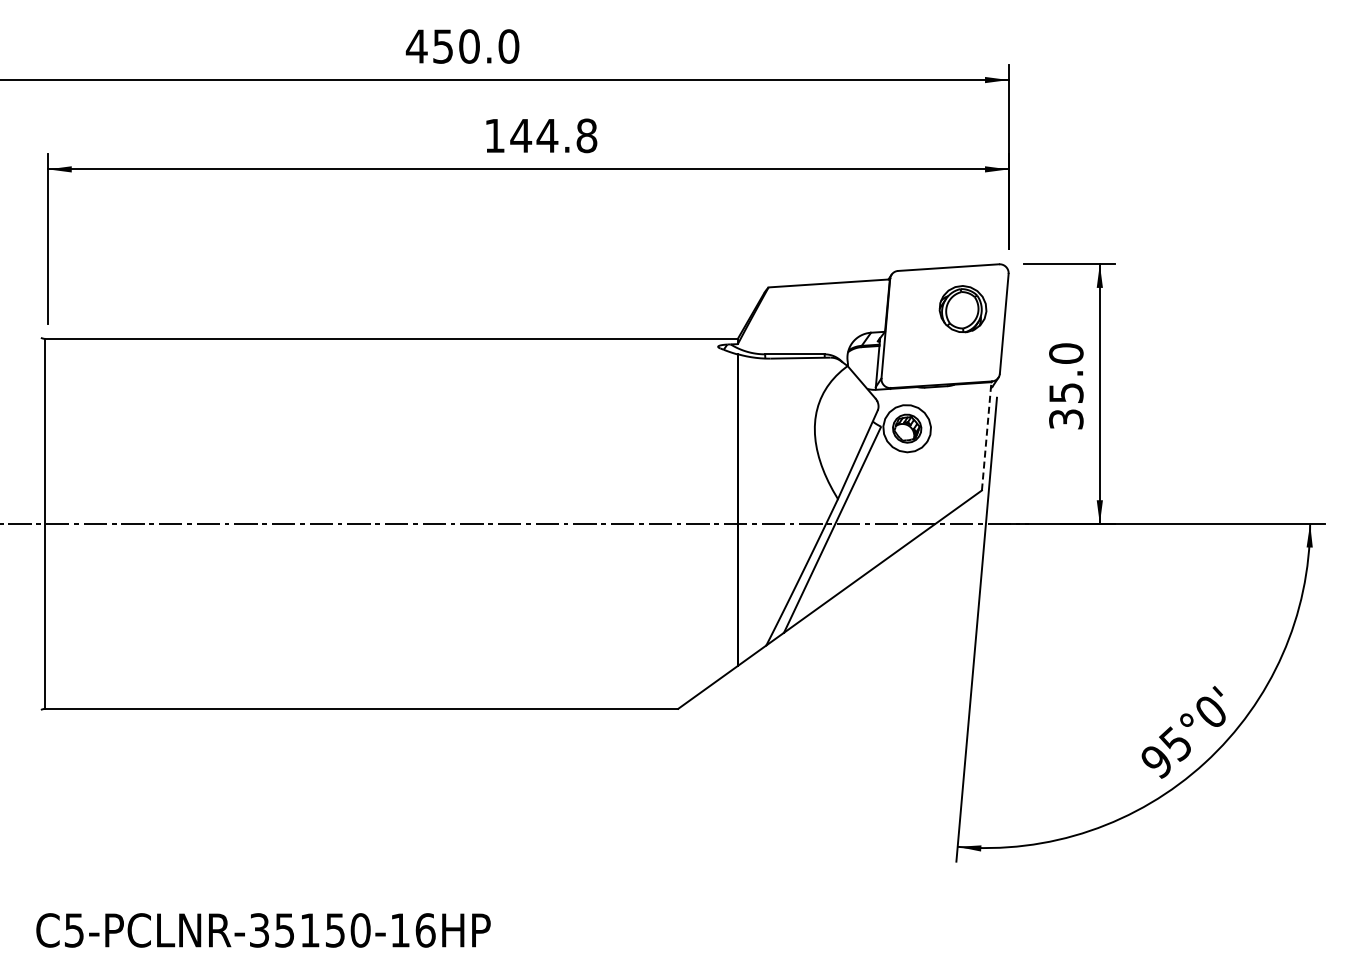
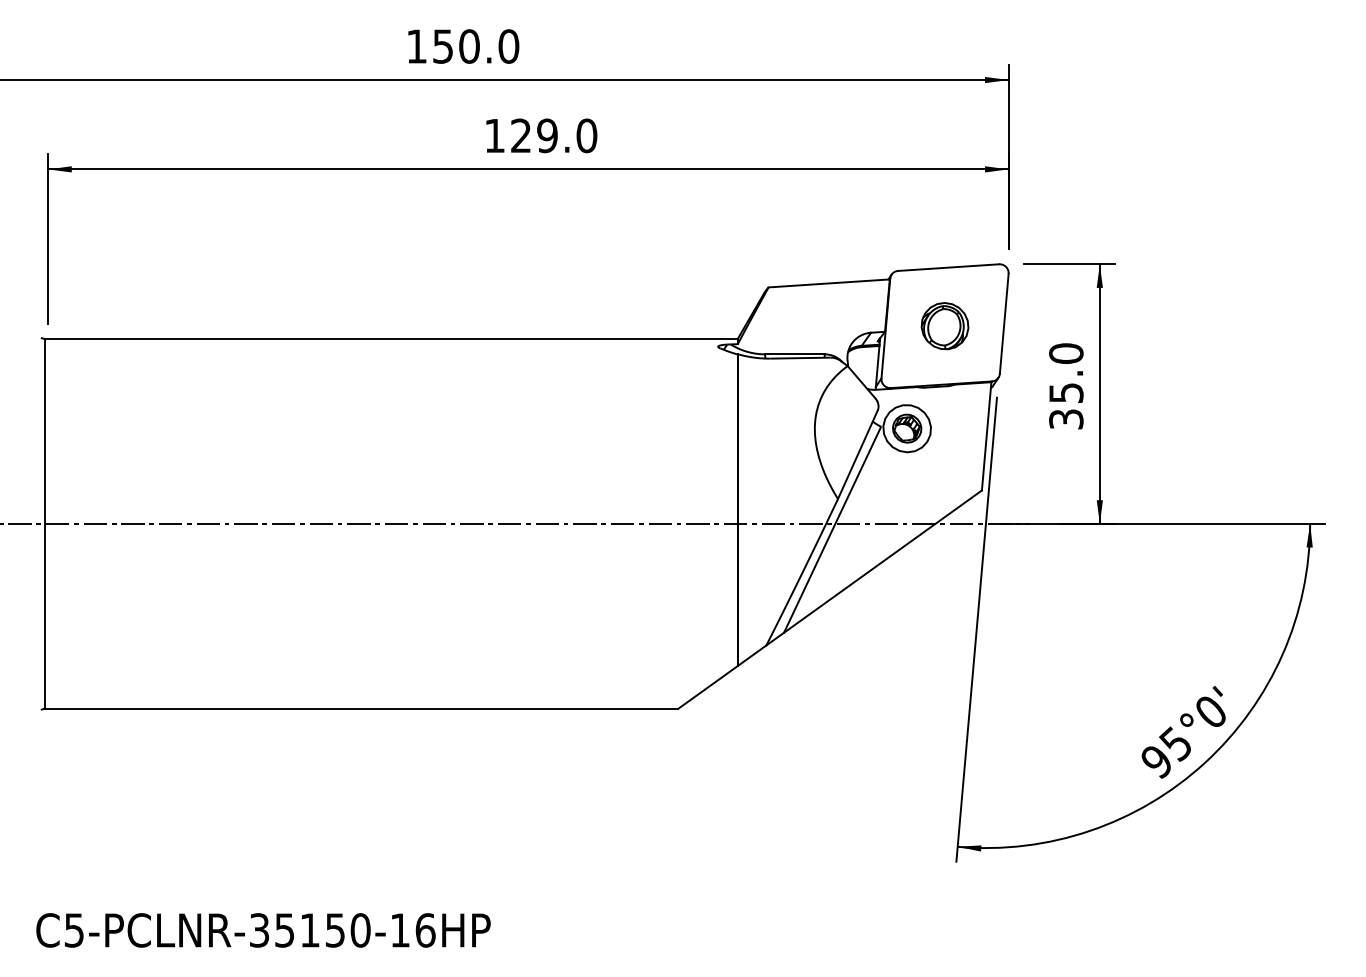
text: 450.0 -> 150.0 (416, 46)
text: 144.8 -> 129.0 (553, 135)
part position: (962, 309) -> (944, 326) (944, 326)
line: dashed -> solid (986, 435)
